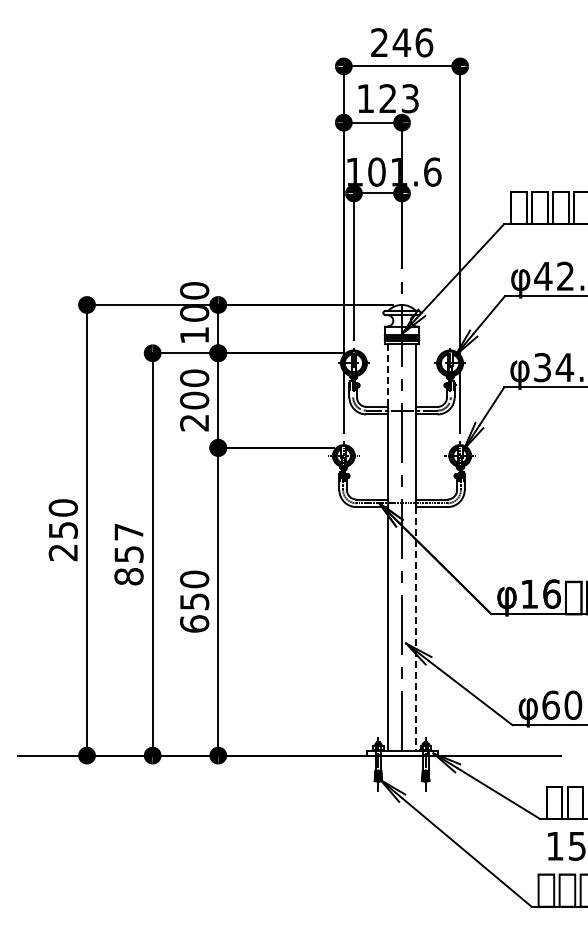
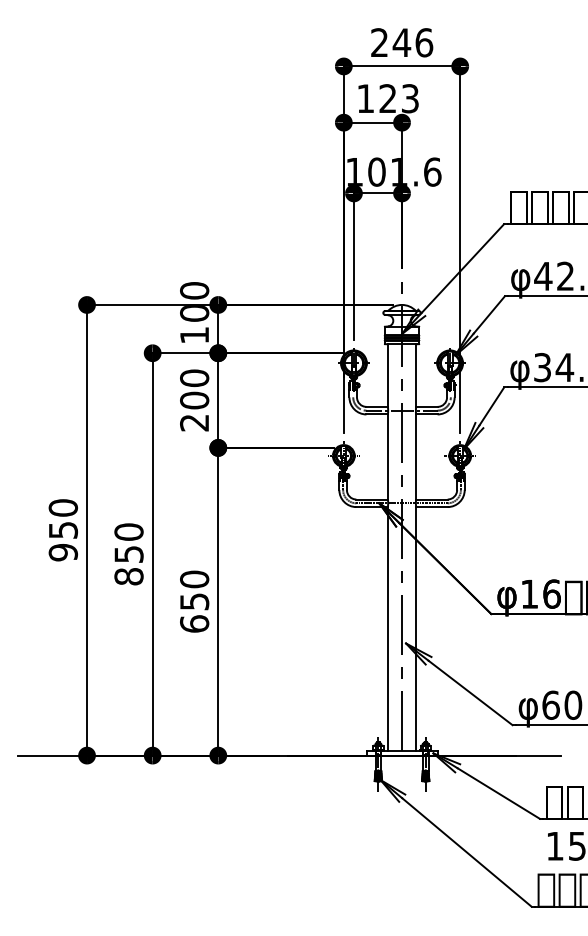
line: dashed -> solid (387, 376)
text: 857 -> 850 (128, 531)
text: 250 -> 950 (63, 552)
line: dashed -> solid (416, 629)
